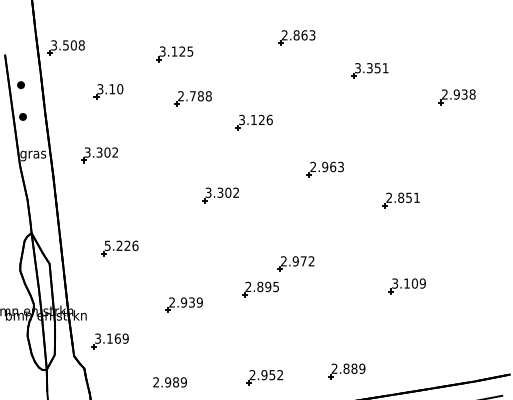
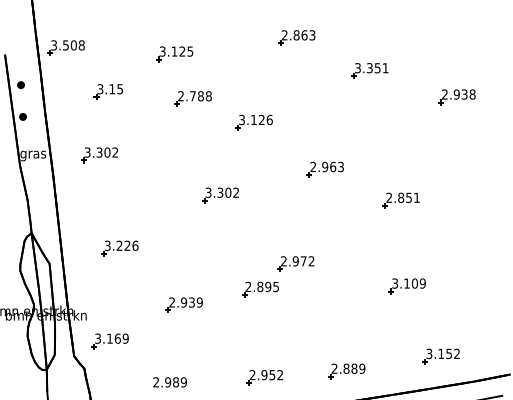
text: 3.10 -> 3.15 (120, 89)
text: 5.226 -> 3.226 (107, 245)
part: none -> present (440, 356)
